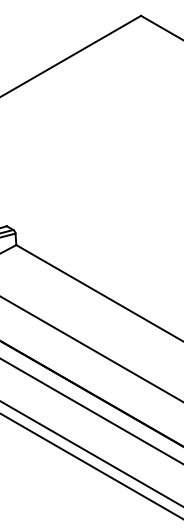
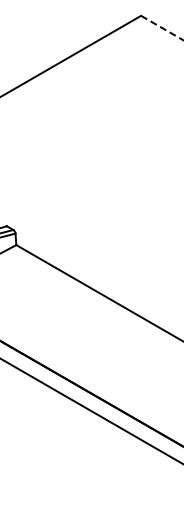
line: solid -> dashed (162, 28)
line: present -> none (91, 348)
line: present -> none (91, 453)
line: present -> none (91, 465)
